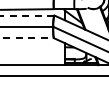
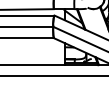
line: dashed -> solid (27, 15)
line: dashed -> solid (27, 38)
